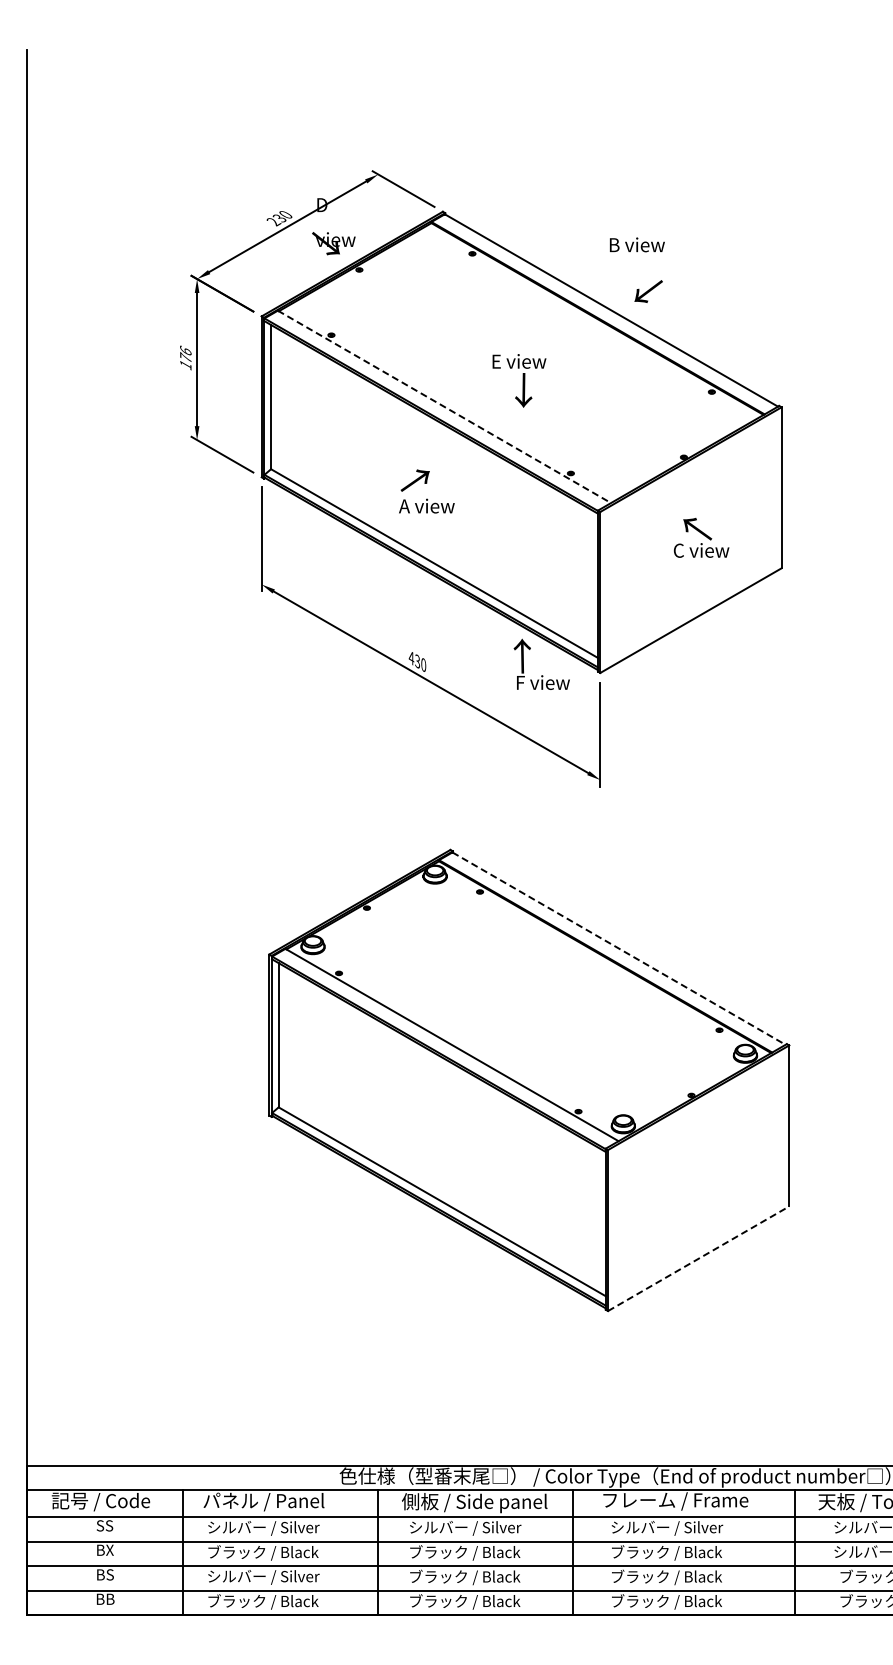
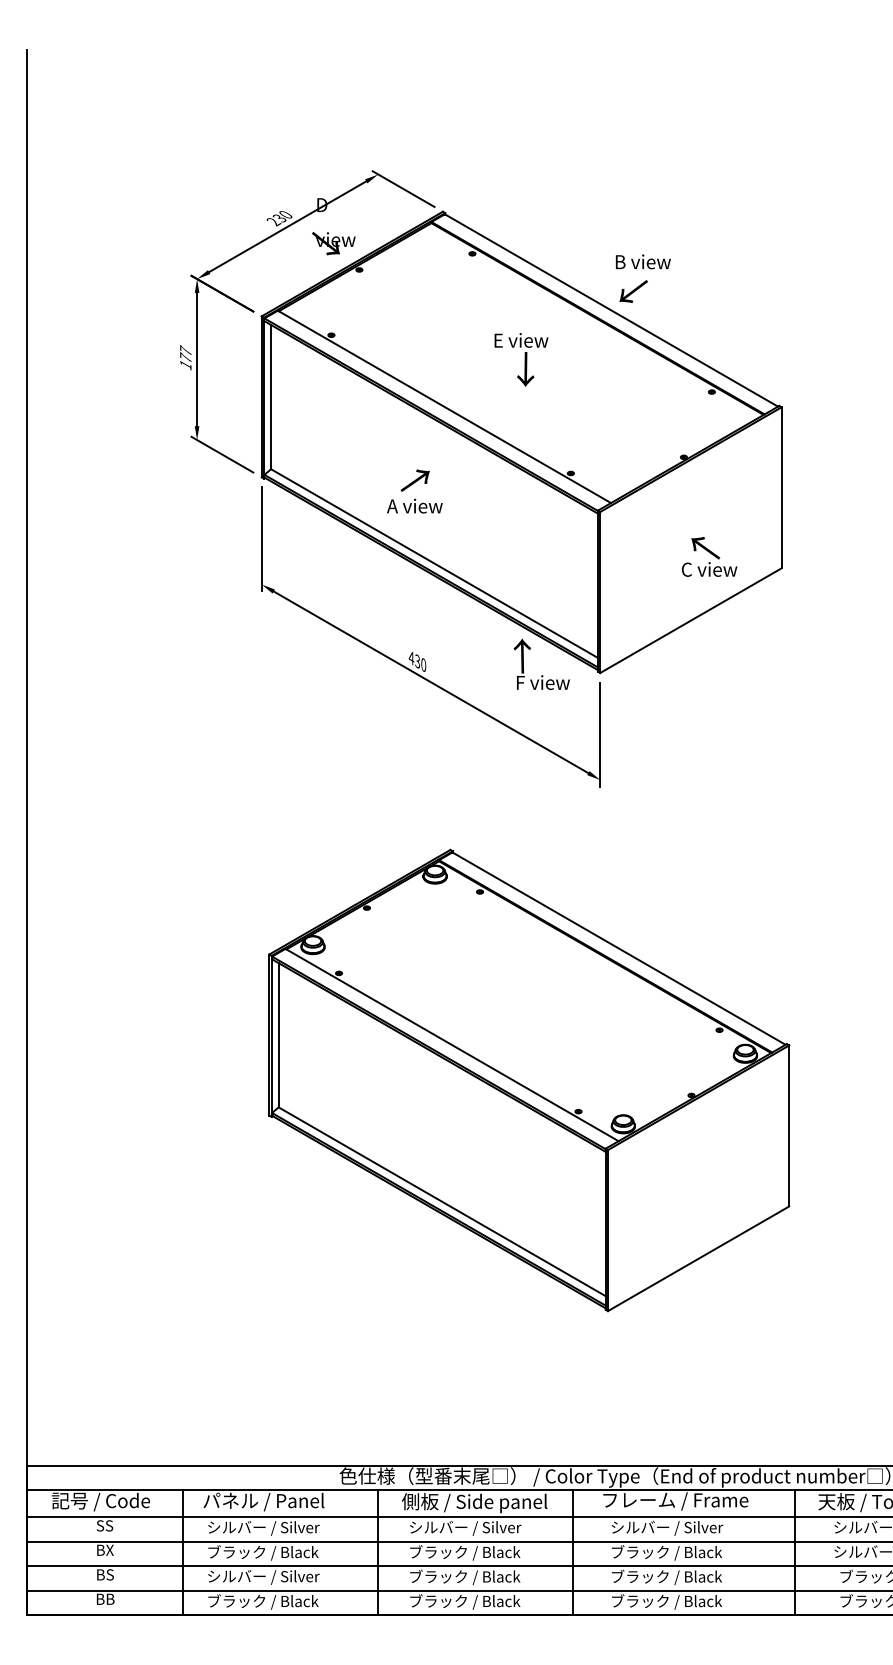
text position: (637, 244) -> (643, 261) (643, 261)
text position: (648, 291) -> (633, 291) (633, 291)
text: 176 -> 177 (185, 350)
text position: (519, 380) -> (521, 359) (521, 359)
line: dashed -> solid (444, 407)
text position: (426, 505) -> (414, 505) (414, 505)
text position: (701, 537) -> (709, 556) (709, 556)
line: dashed -> solid (619, 948)
line: dashed -> solid (698, 1258)
